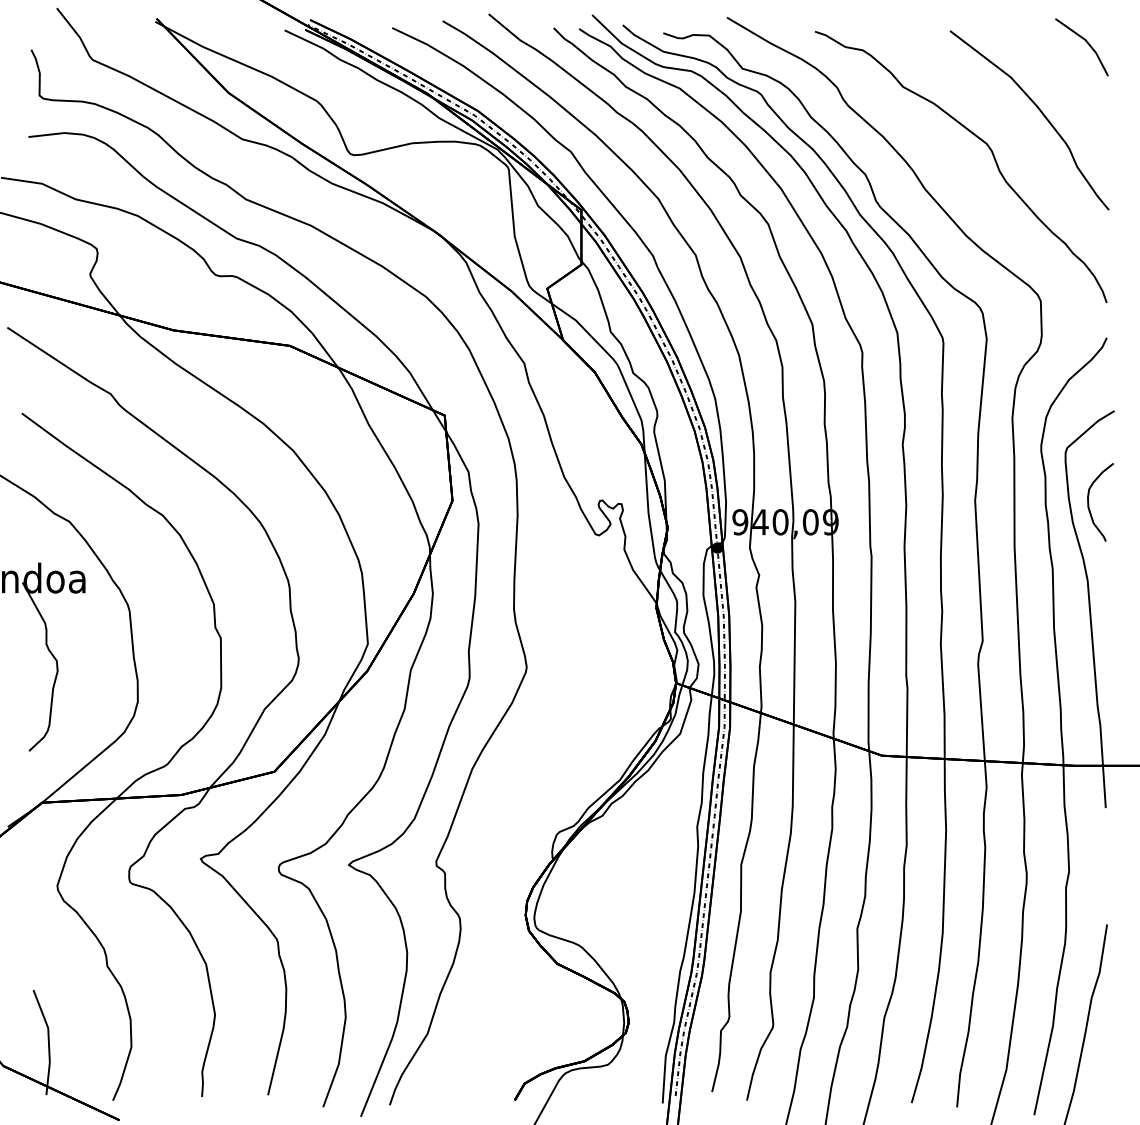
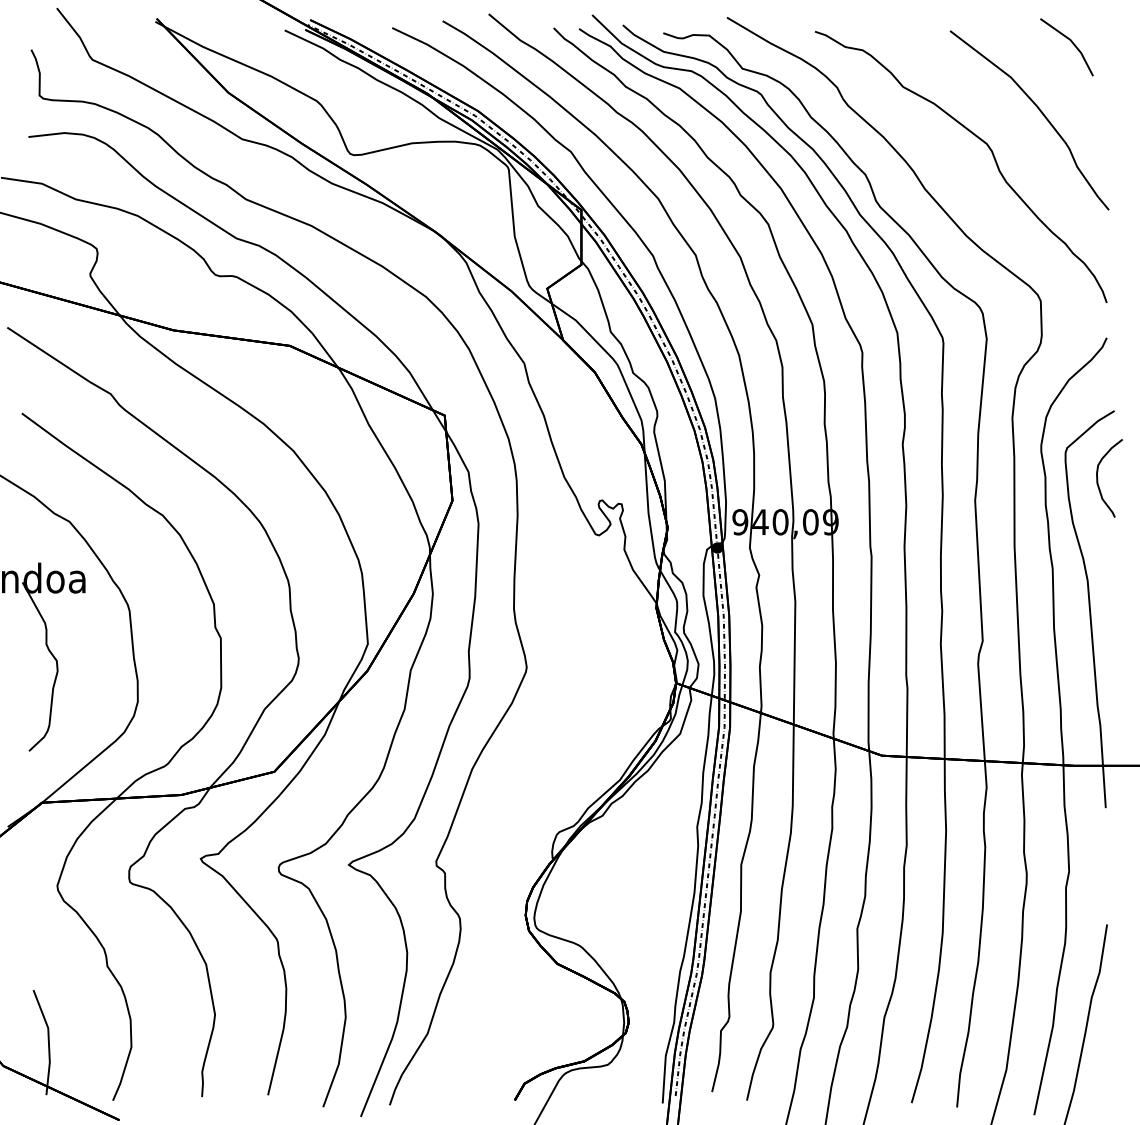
line position: (1087, 44) -> (1072, 44) (1072, 44)
curve position: (1089, 502) -> (1098, 478) (1098, 478)
